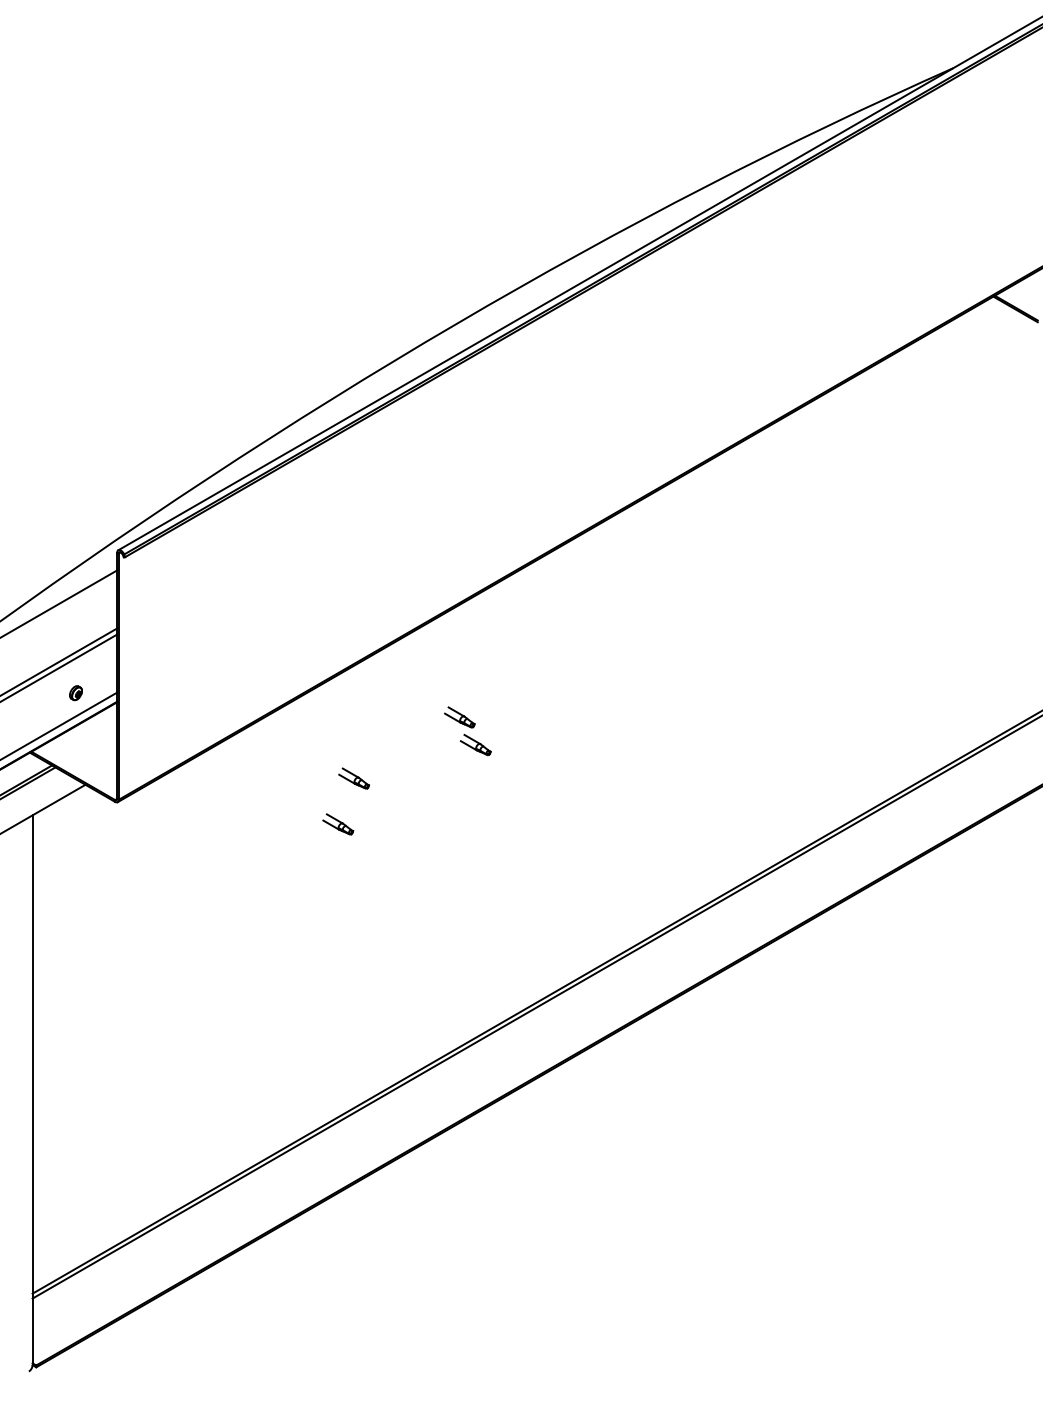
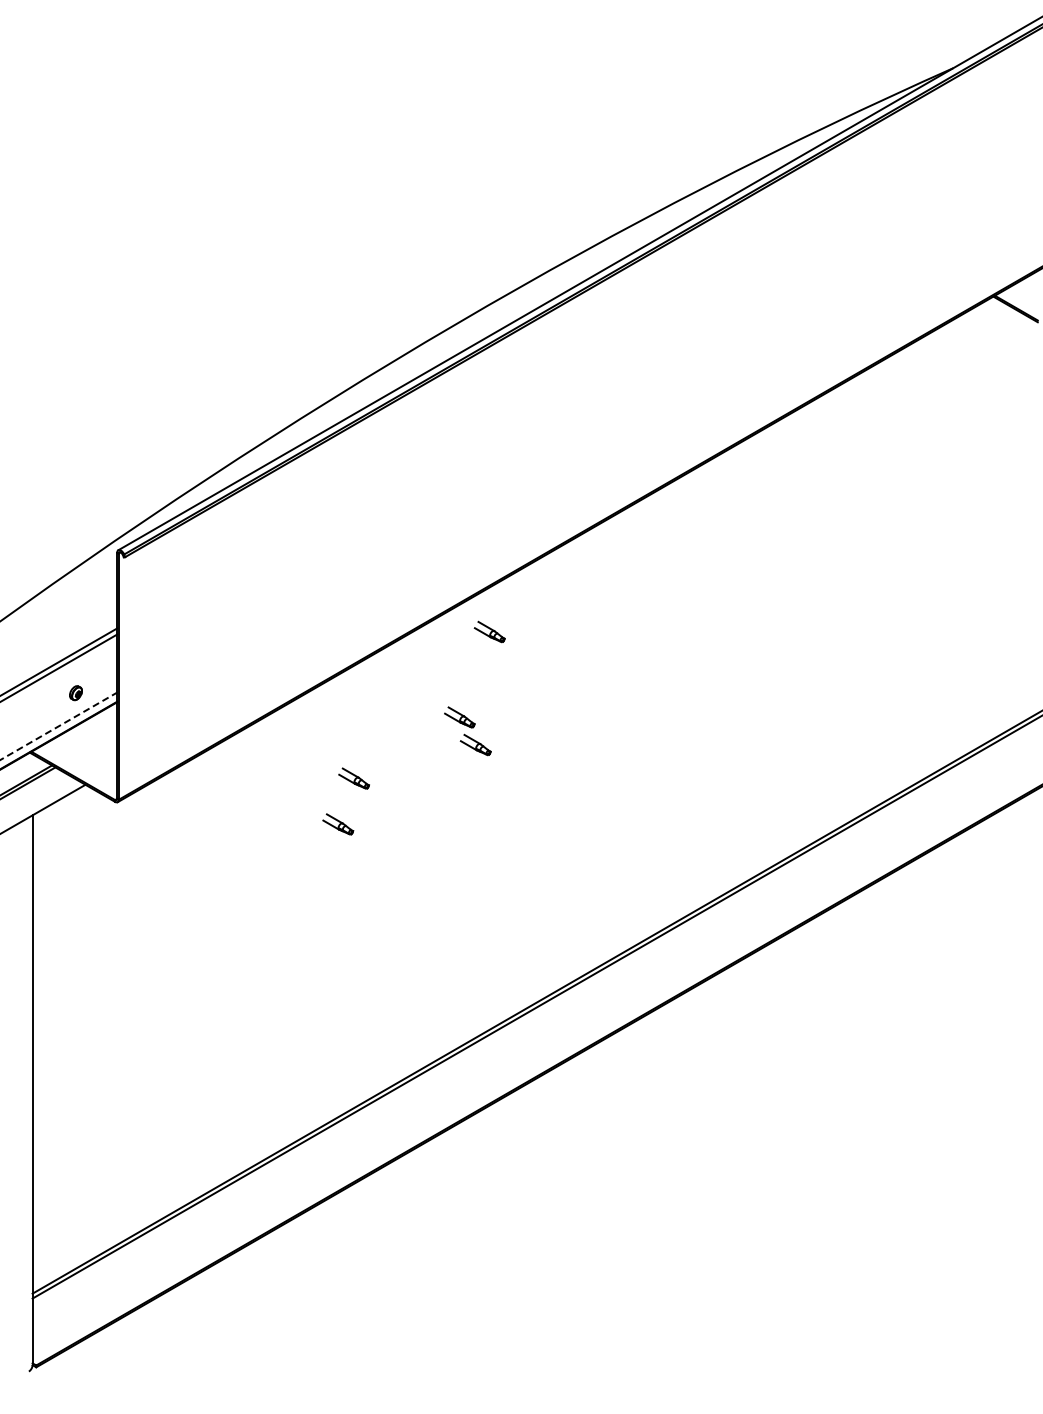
line: present -> none (59, 603)
part: none -> present (489, 631)
line: solid -> dashed (58, 726)
